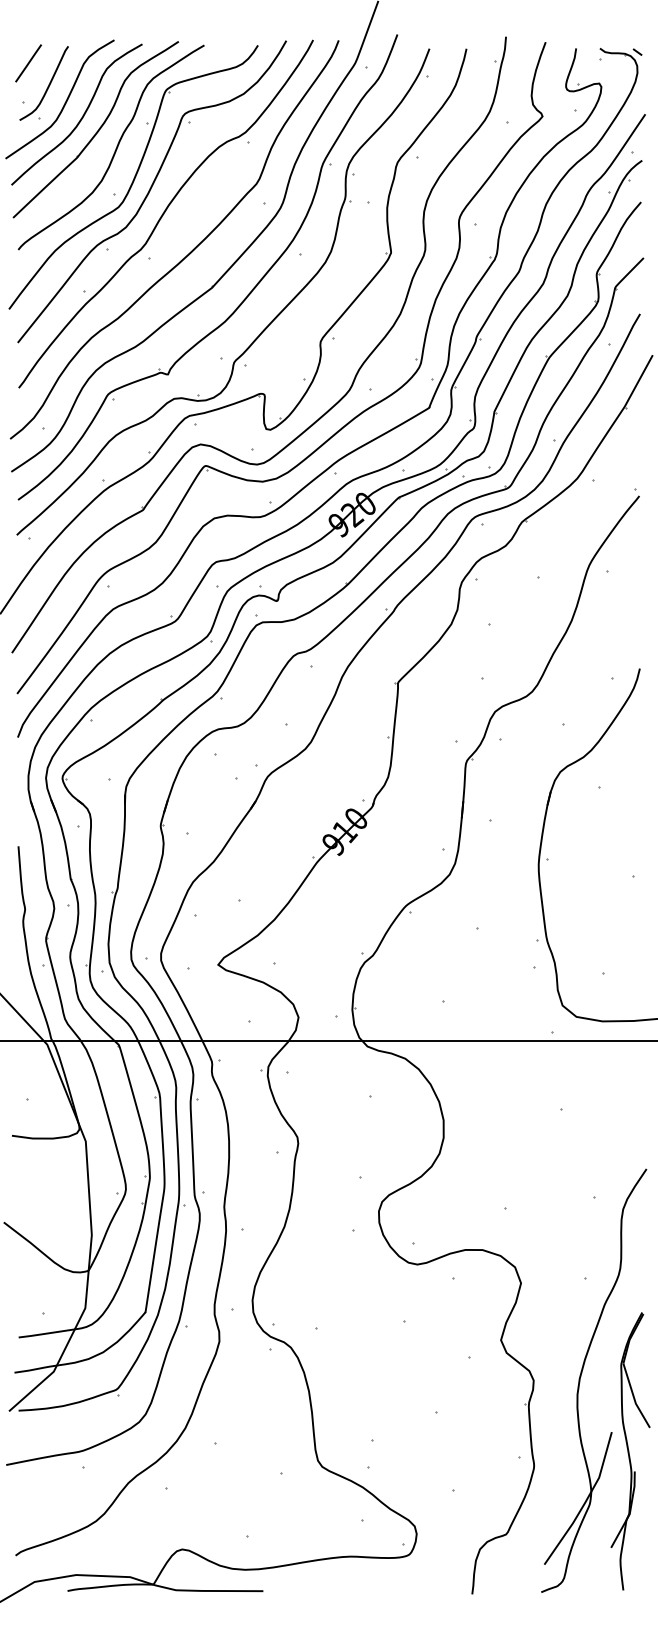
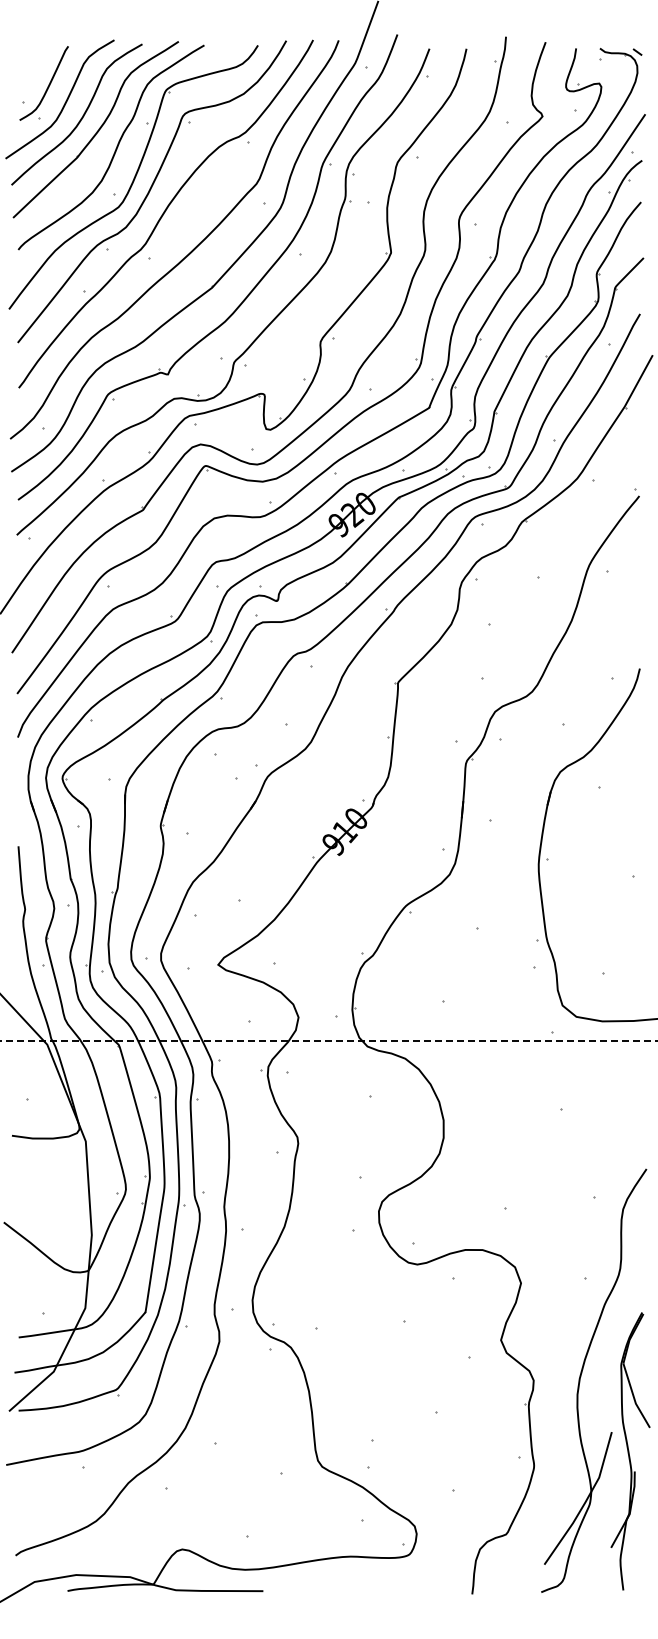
line: present -> none (28, 63)
line: solid -> dashed (329, 1041)
